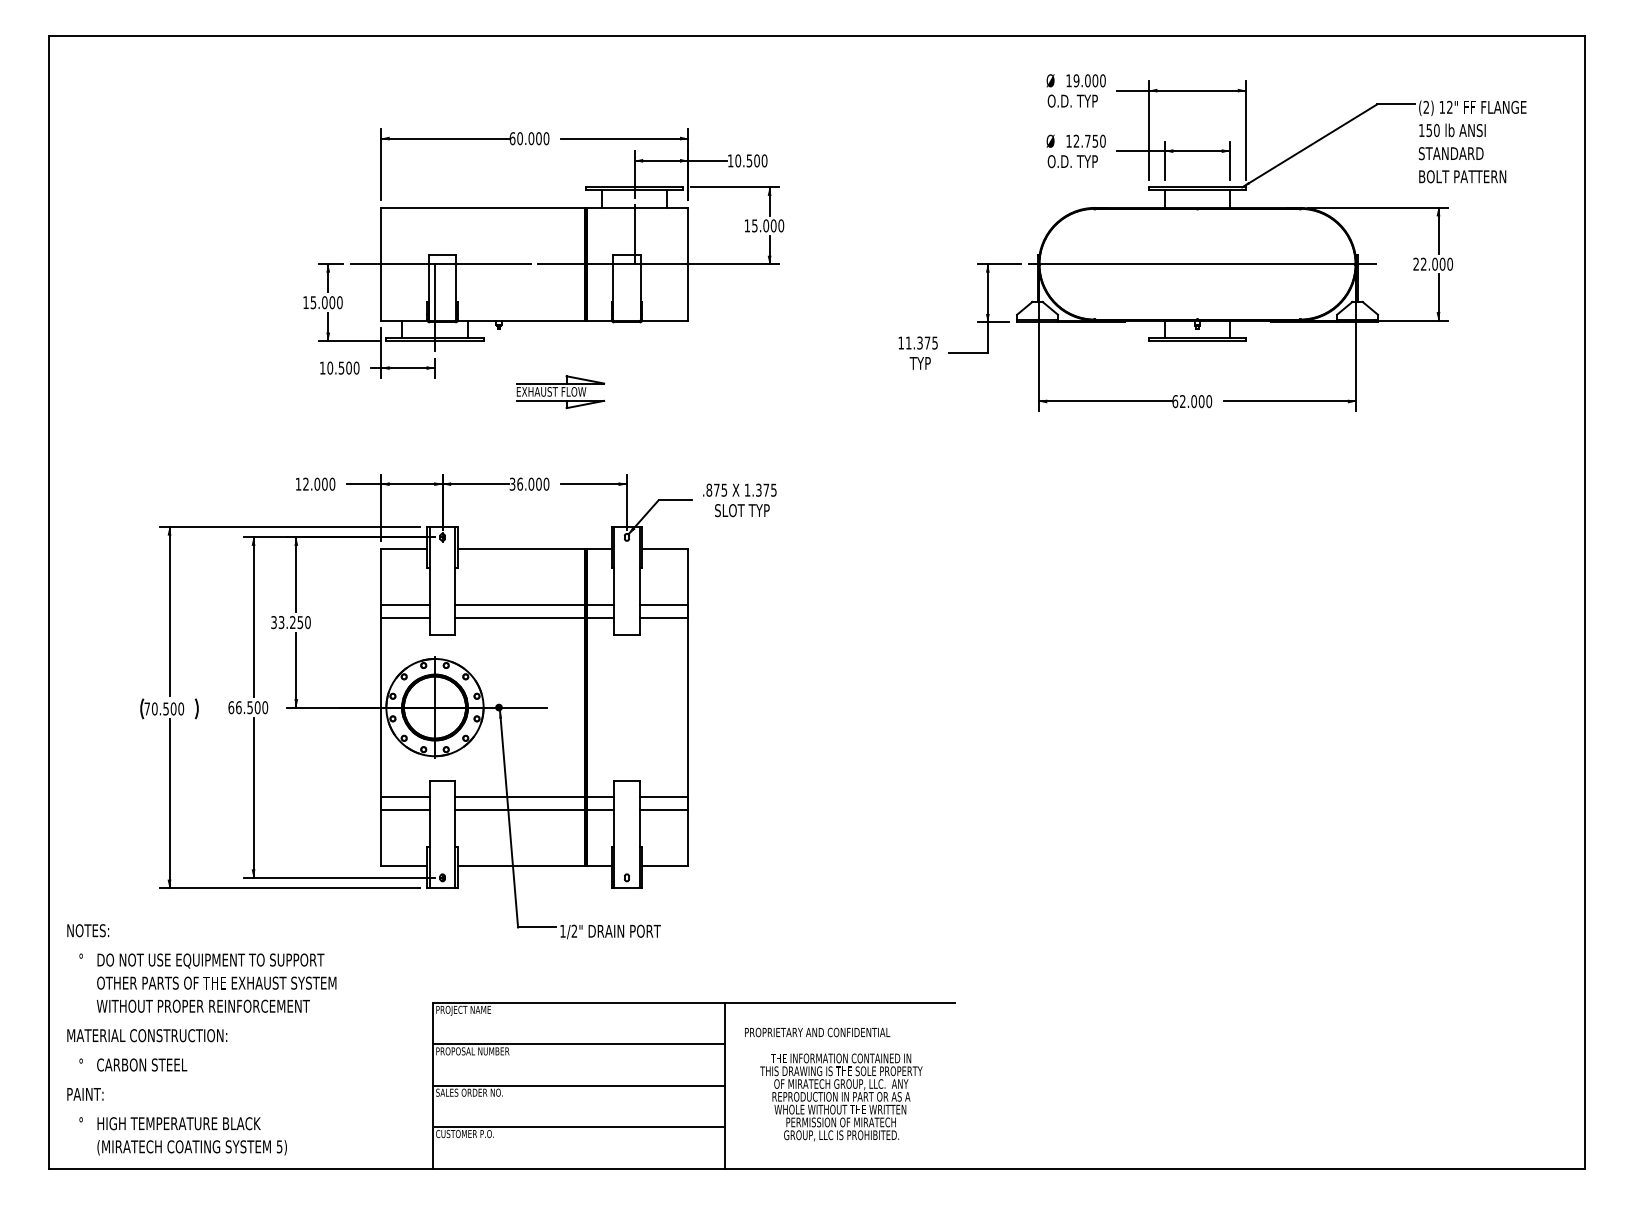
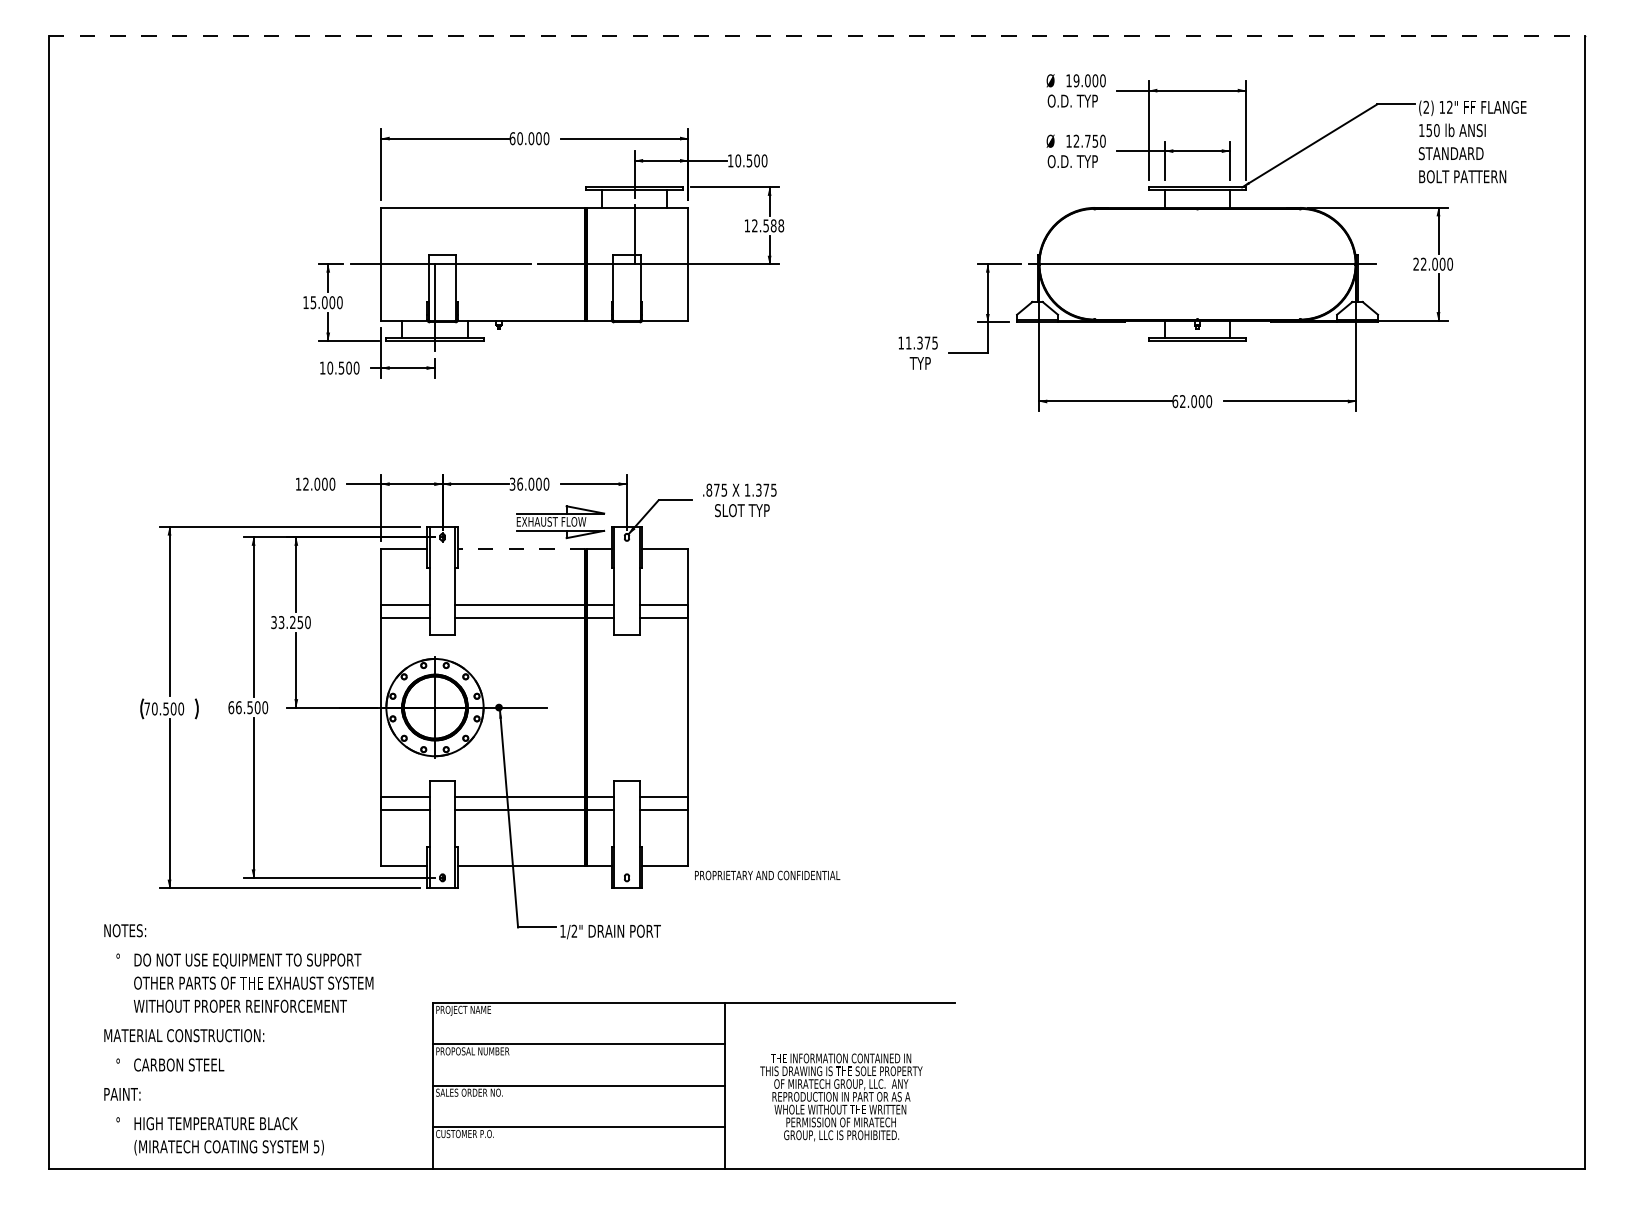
line: solid -> dashed (816, 36)
text: 15.000 -> 12.588 (768, 225)
part position: (560, 392) -> (560, 522) (560, 522)
line: solid -> dashed (521, 548)
text position: (817, 1032) -> (767, 875) (767, 875)
text position: (201, 1039) -> (238, 1039) (238, 1039)
